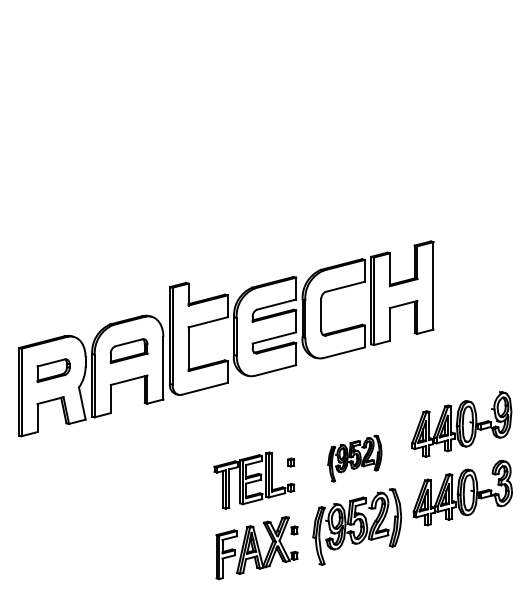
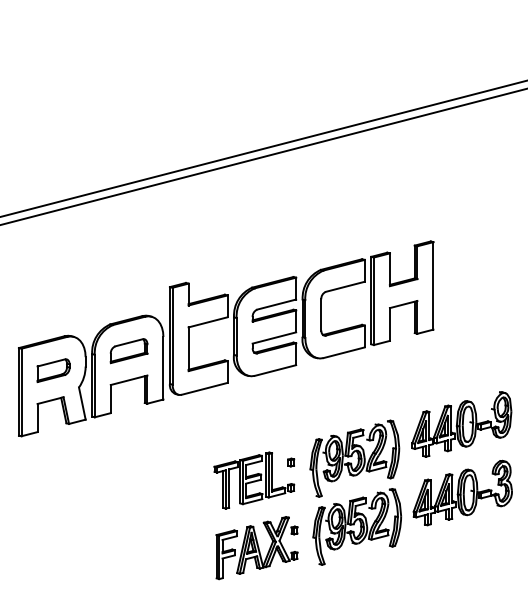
line: none -> present (263, 148)
line: none -> present (263, 156)
part size: 56x49 px -> 92x79 px (354, 458)
